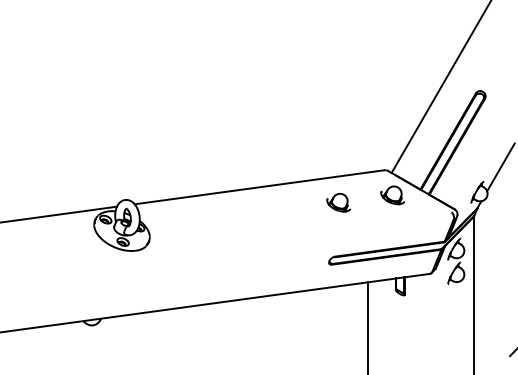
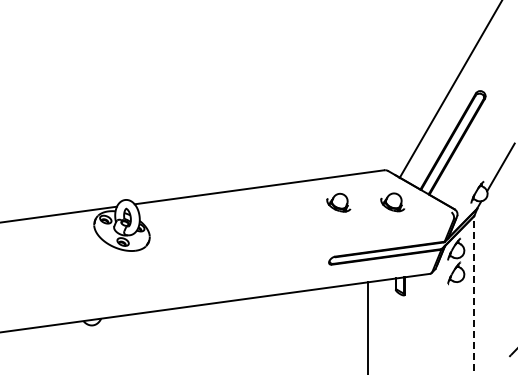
line position: (440, 87) -> (450, 90) (450, 90)
part position: (392, 195) -> (392, 202) (392, 202)
line: solid -> dashed (474, 294)
